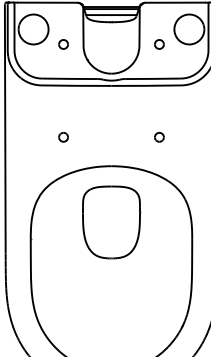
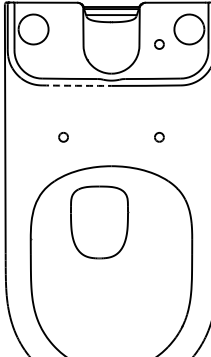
part: present -> none (63, 44)
arc: solid -> dashed (76, 85)
part position: (111, 222) -> (99, 222) (99, 222)
